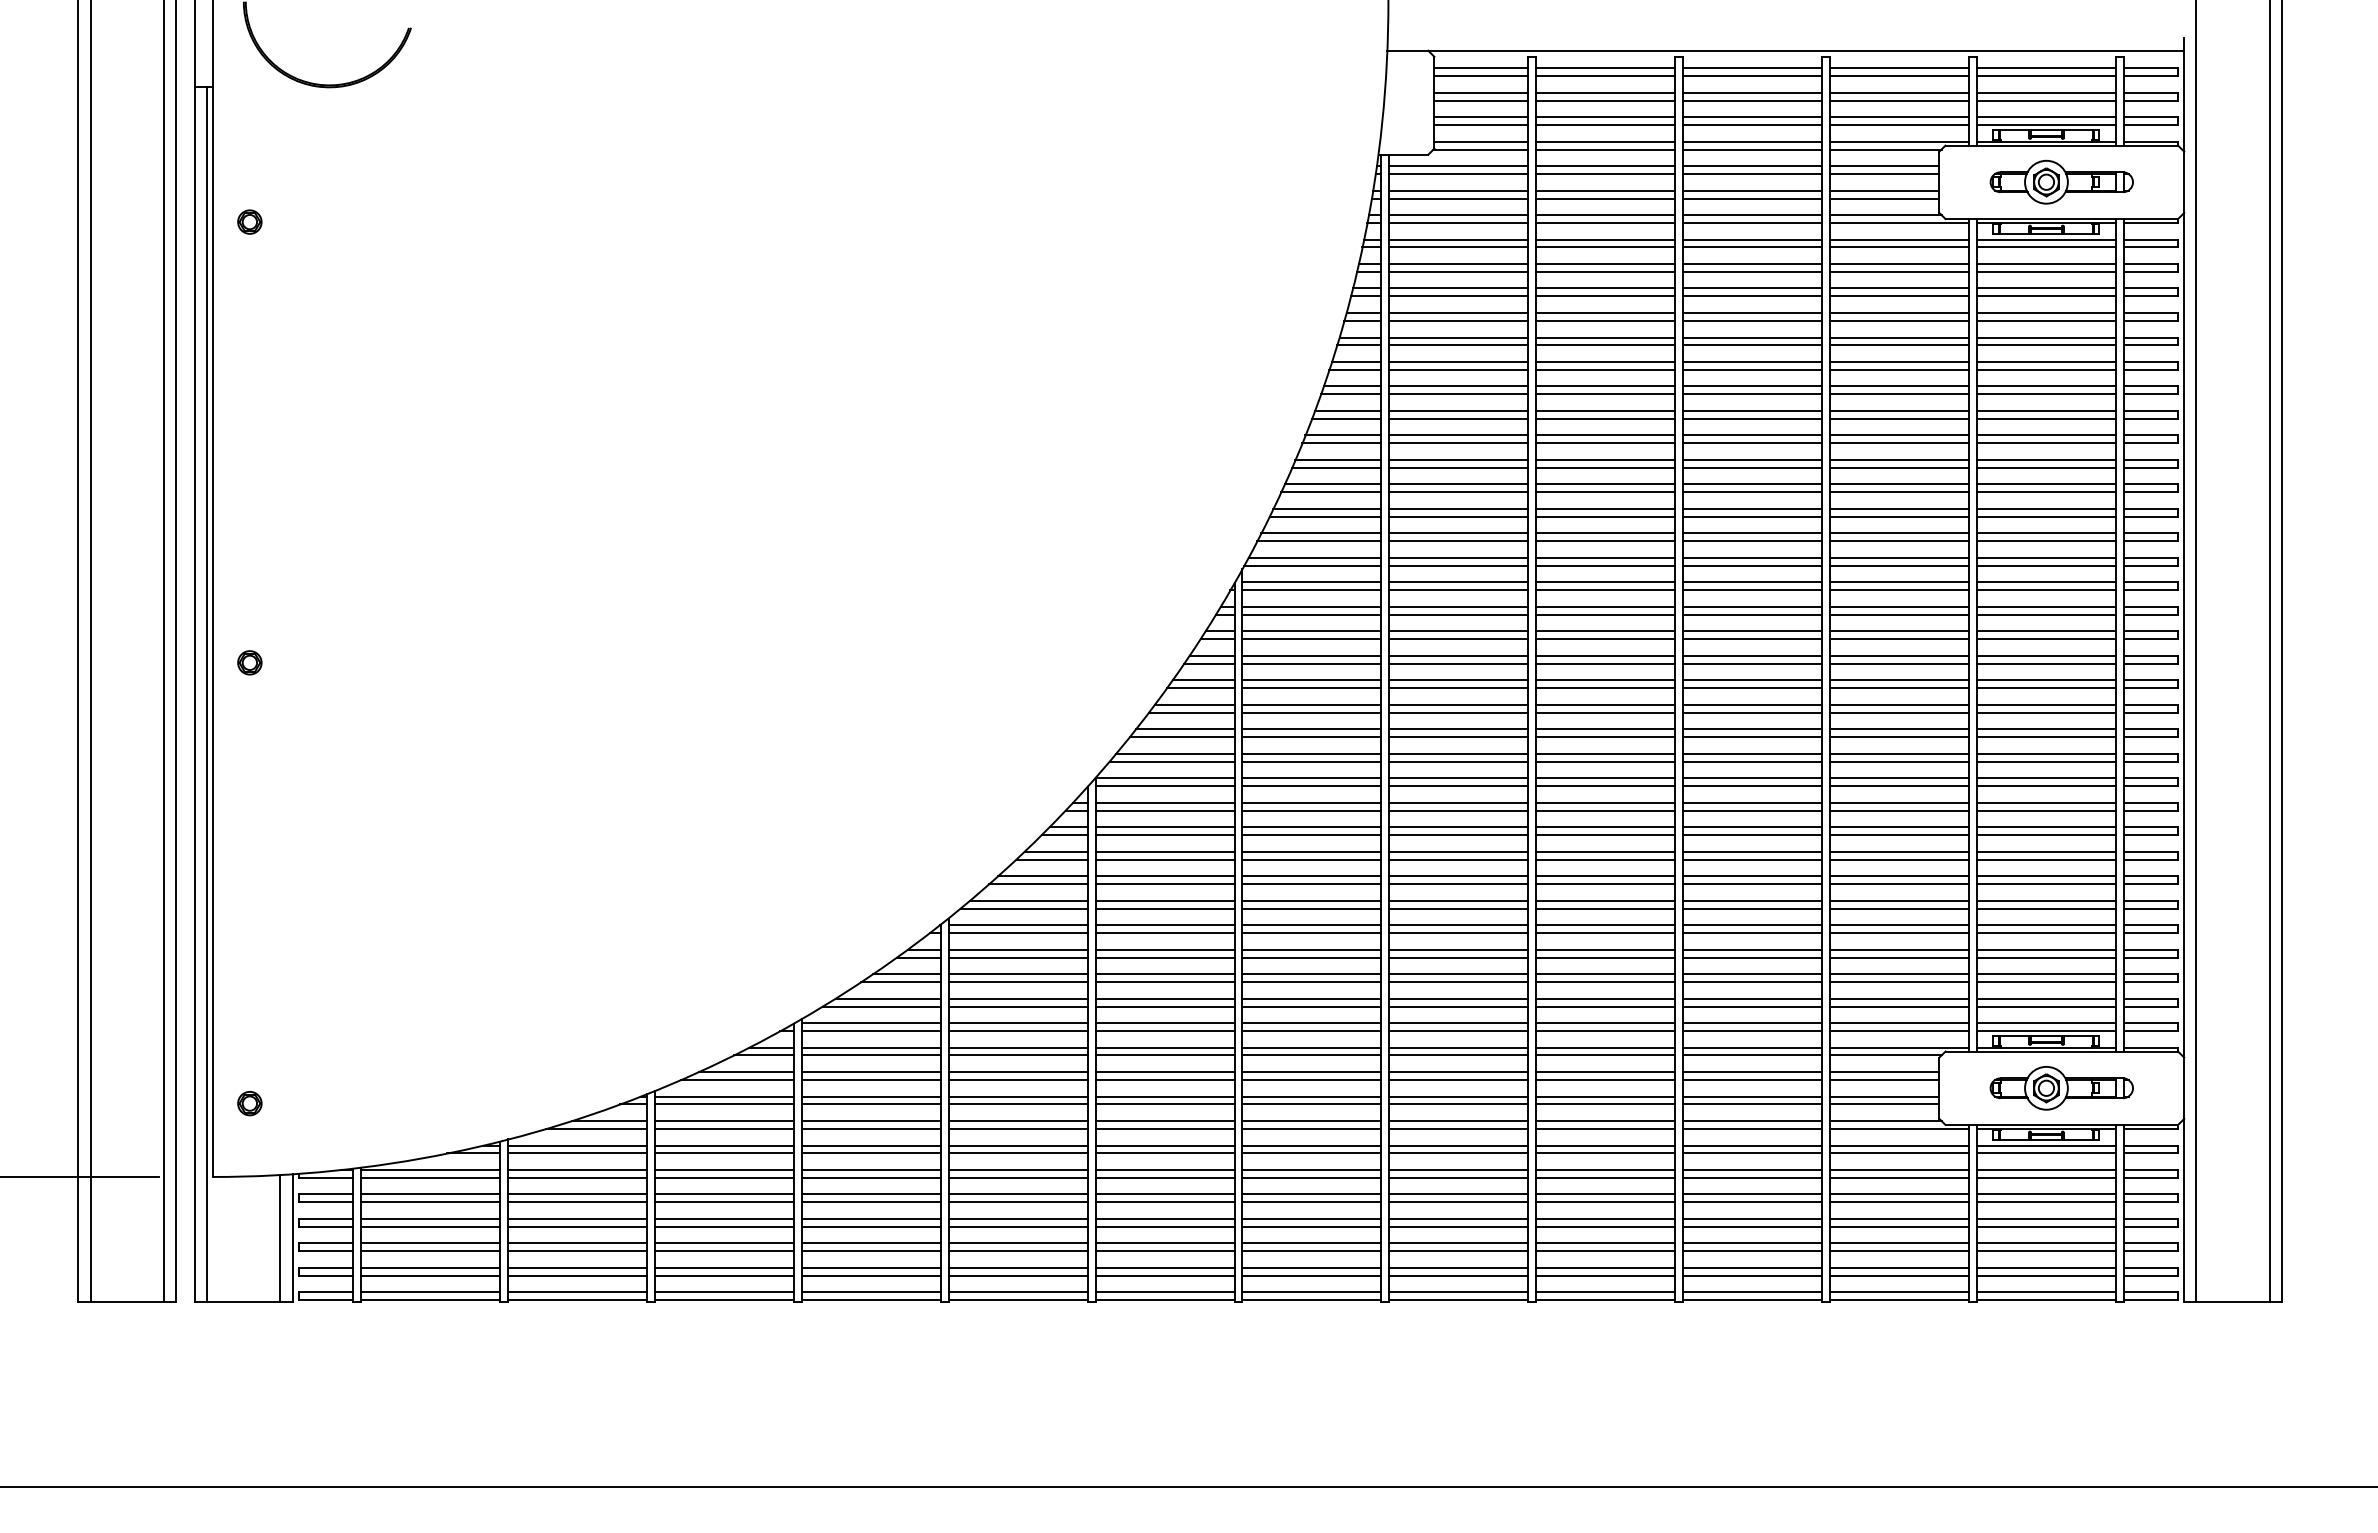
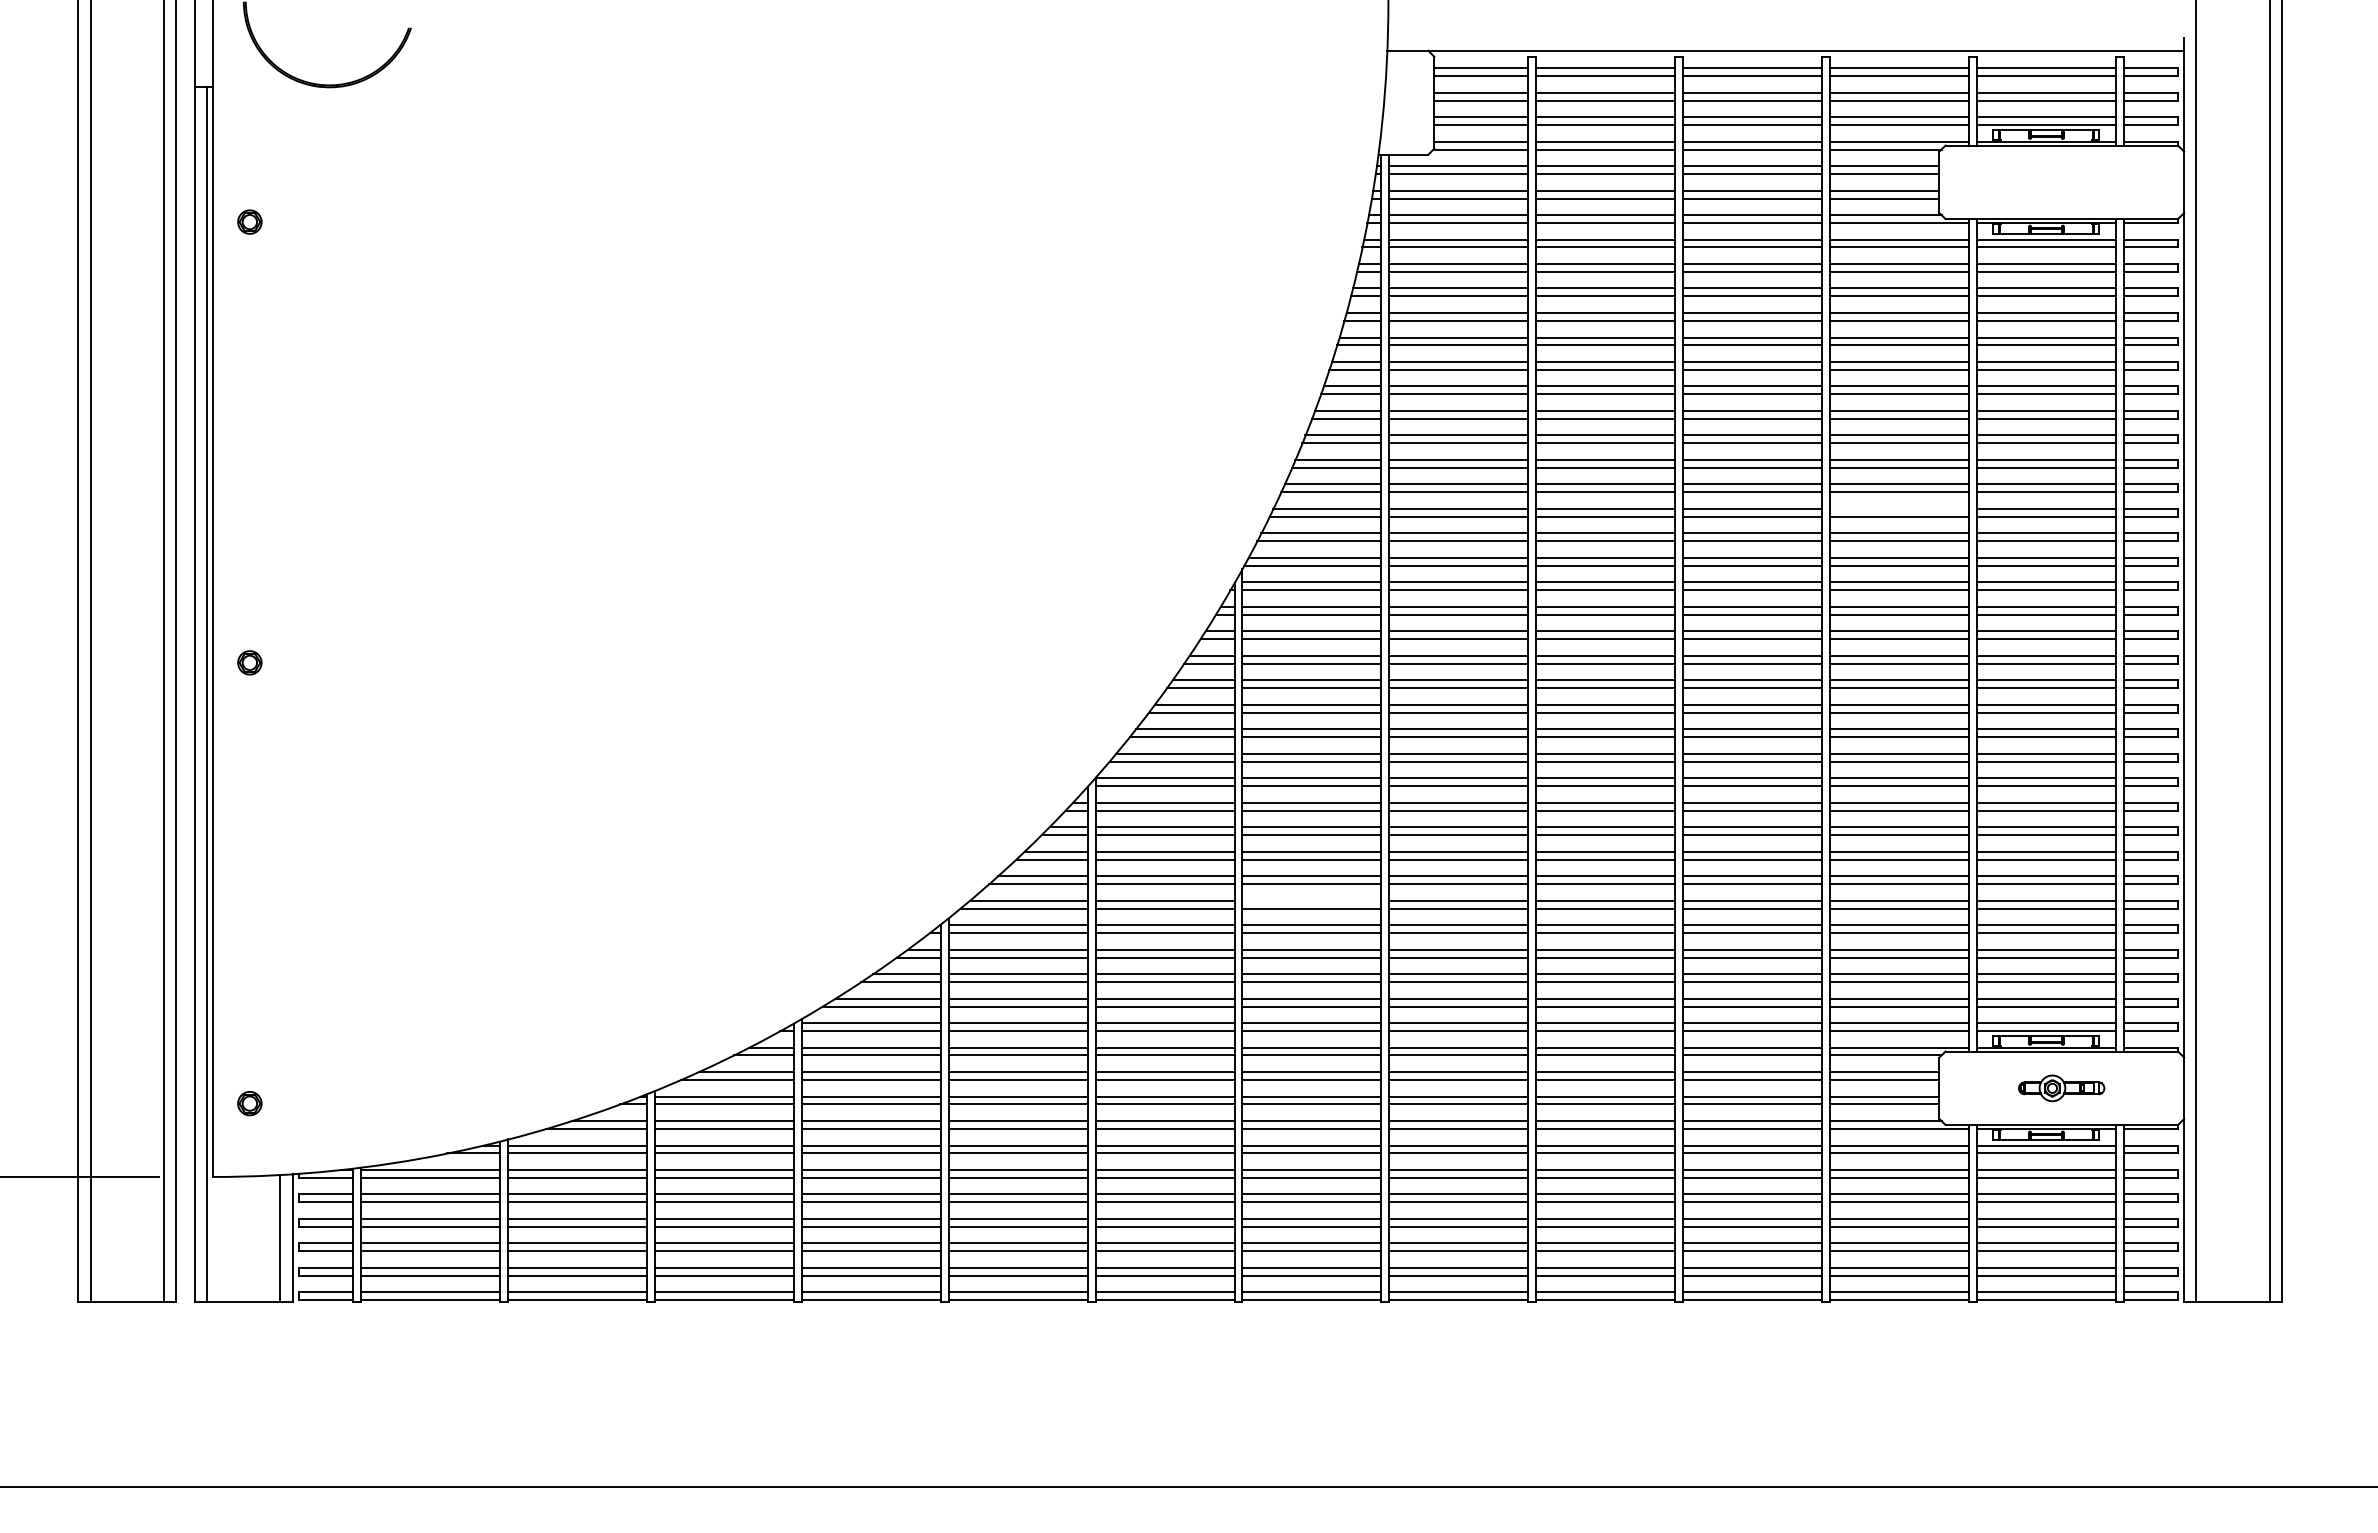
part: present -> none (2061, 181)
line: present -> none (1899, 508)
line: present -> none (1311, 900)
part size: 145x45 px -> 88x29 px (2061, 1088)
